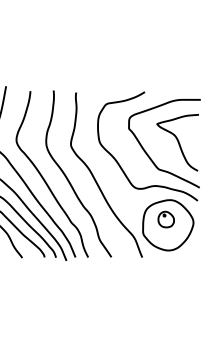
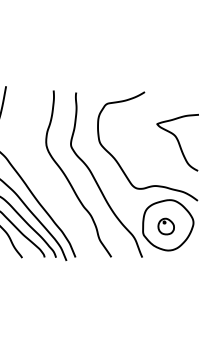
curve: present -> none (149, 155)
curve: present -> none (44, 178)
part position: (165, 219) -> (165, 226) (165, 226)
